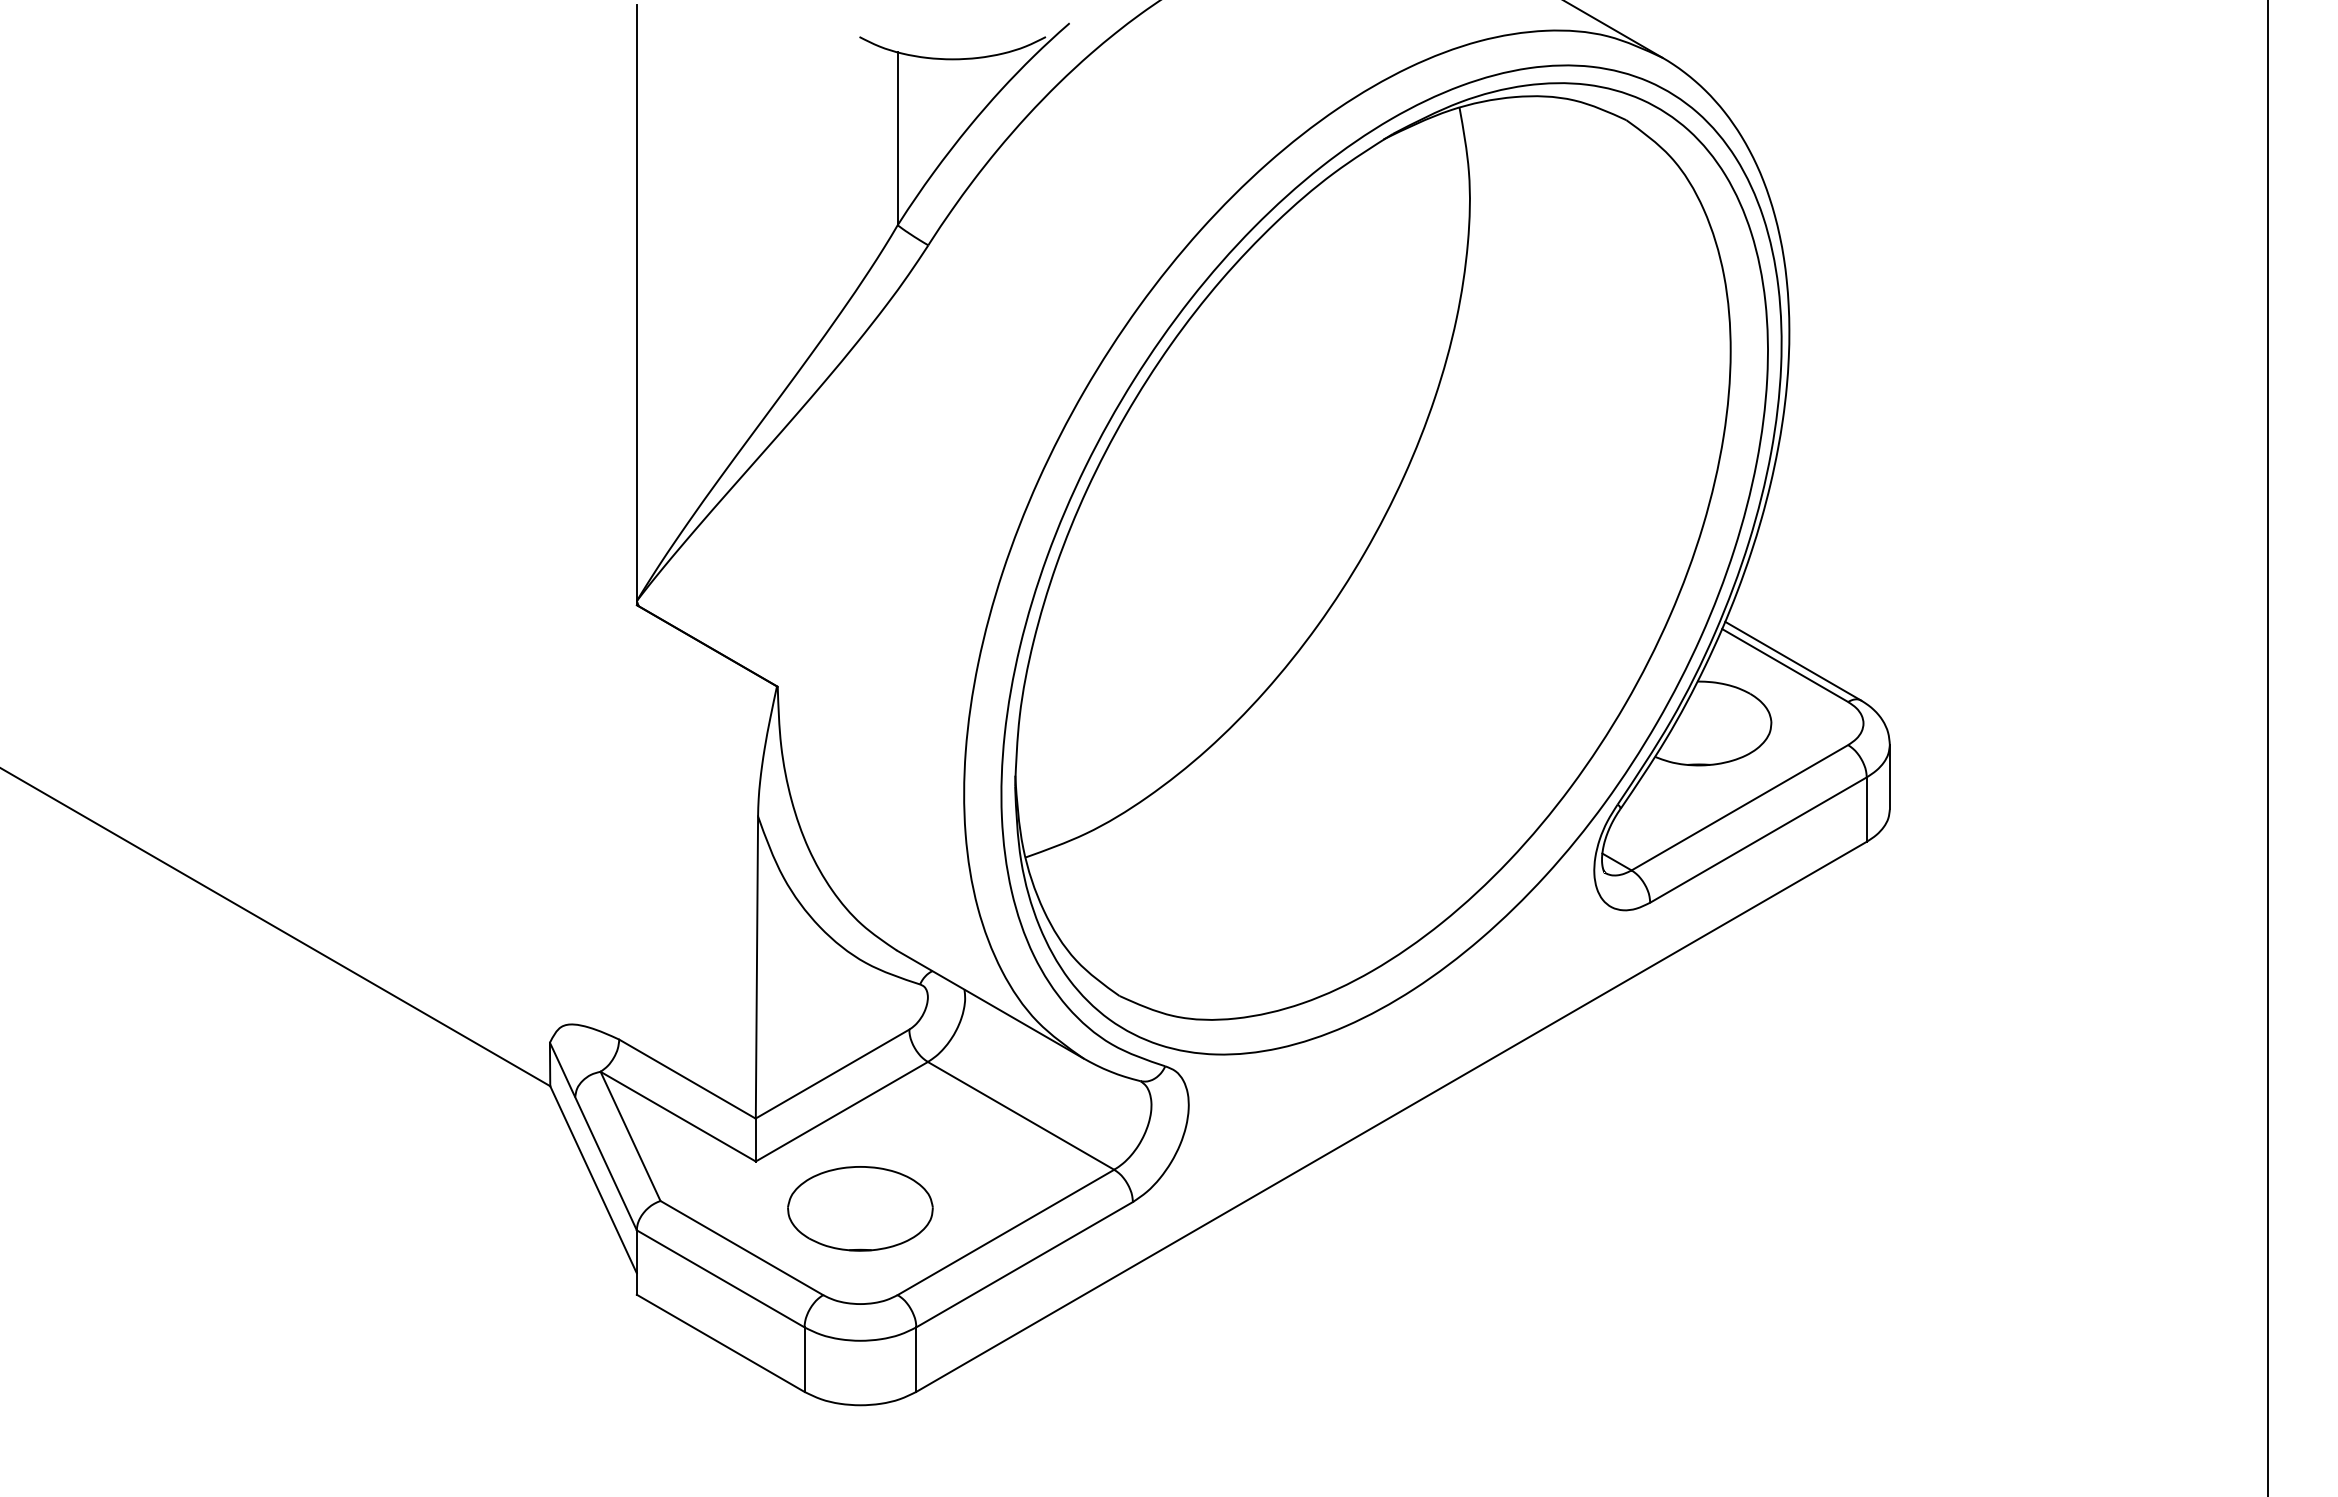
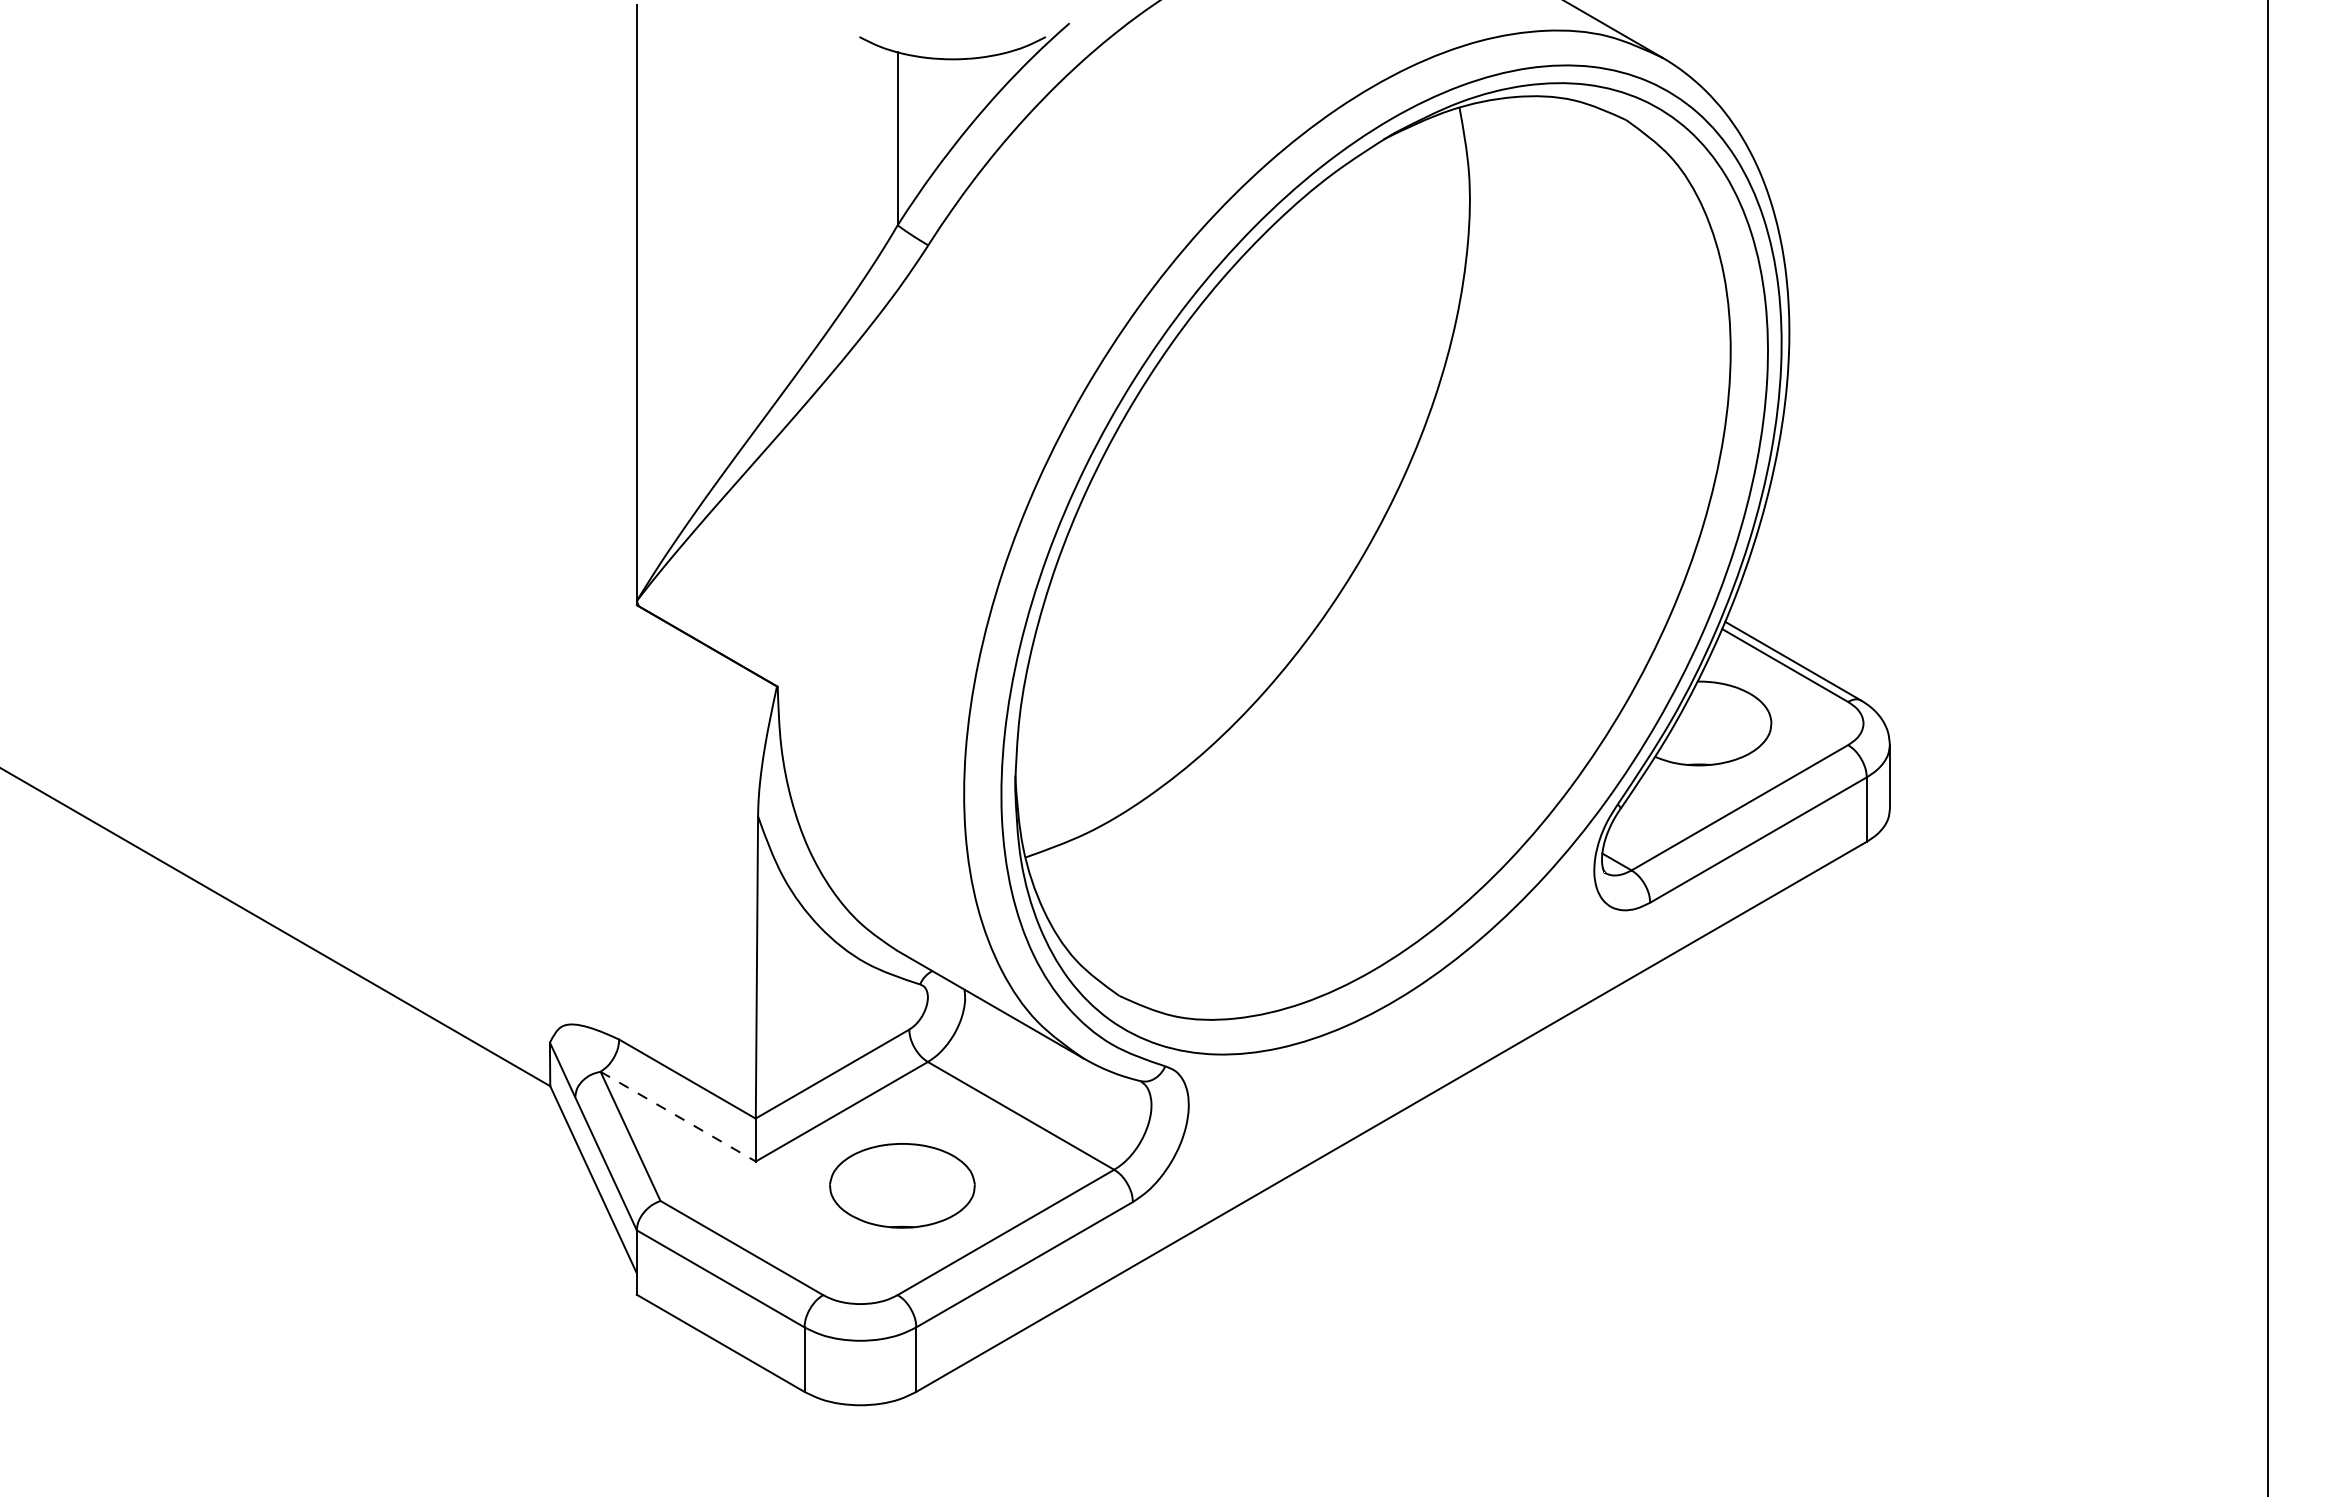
line: solid -> dashed (678, 1116)
part position: (860, 1208) -> (902, 1185) (902, 1185)
